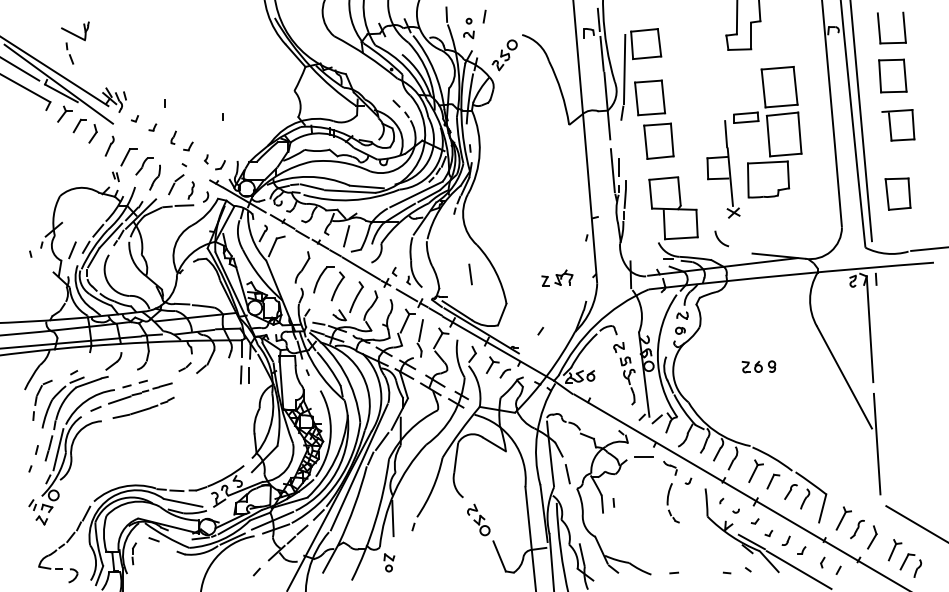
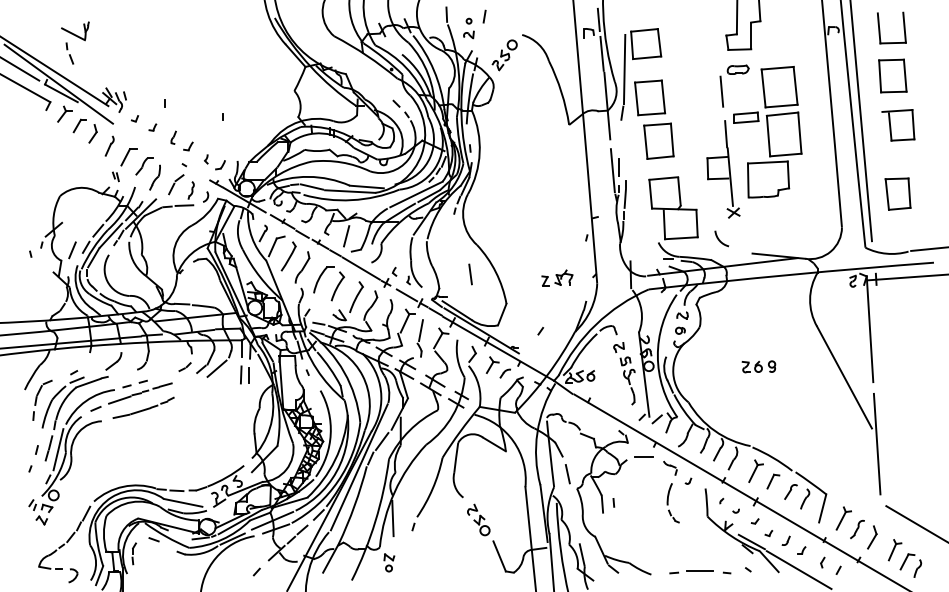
part: none -> present (734, 74)
part: none -> present (288, 256)
line: none -> present (906, 277)
line: none -> present (216, 368)
line: none -> present (699, 571)
